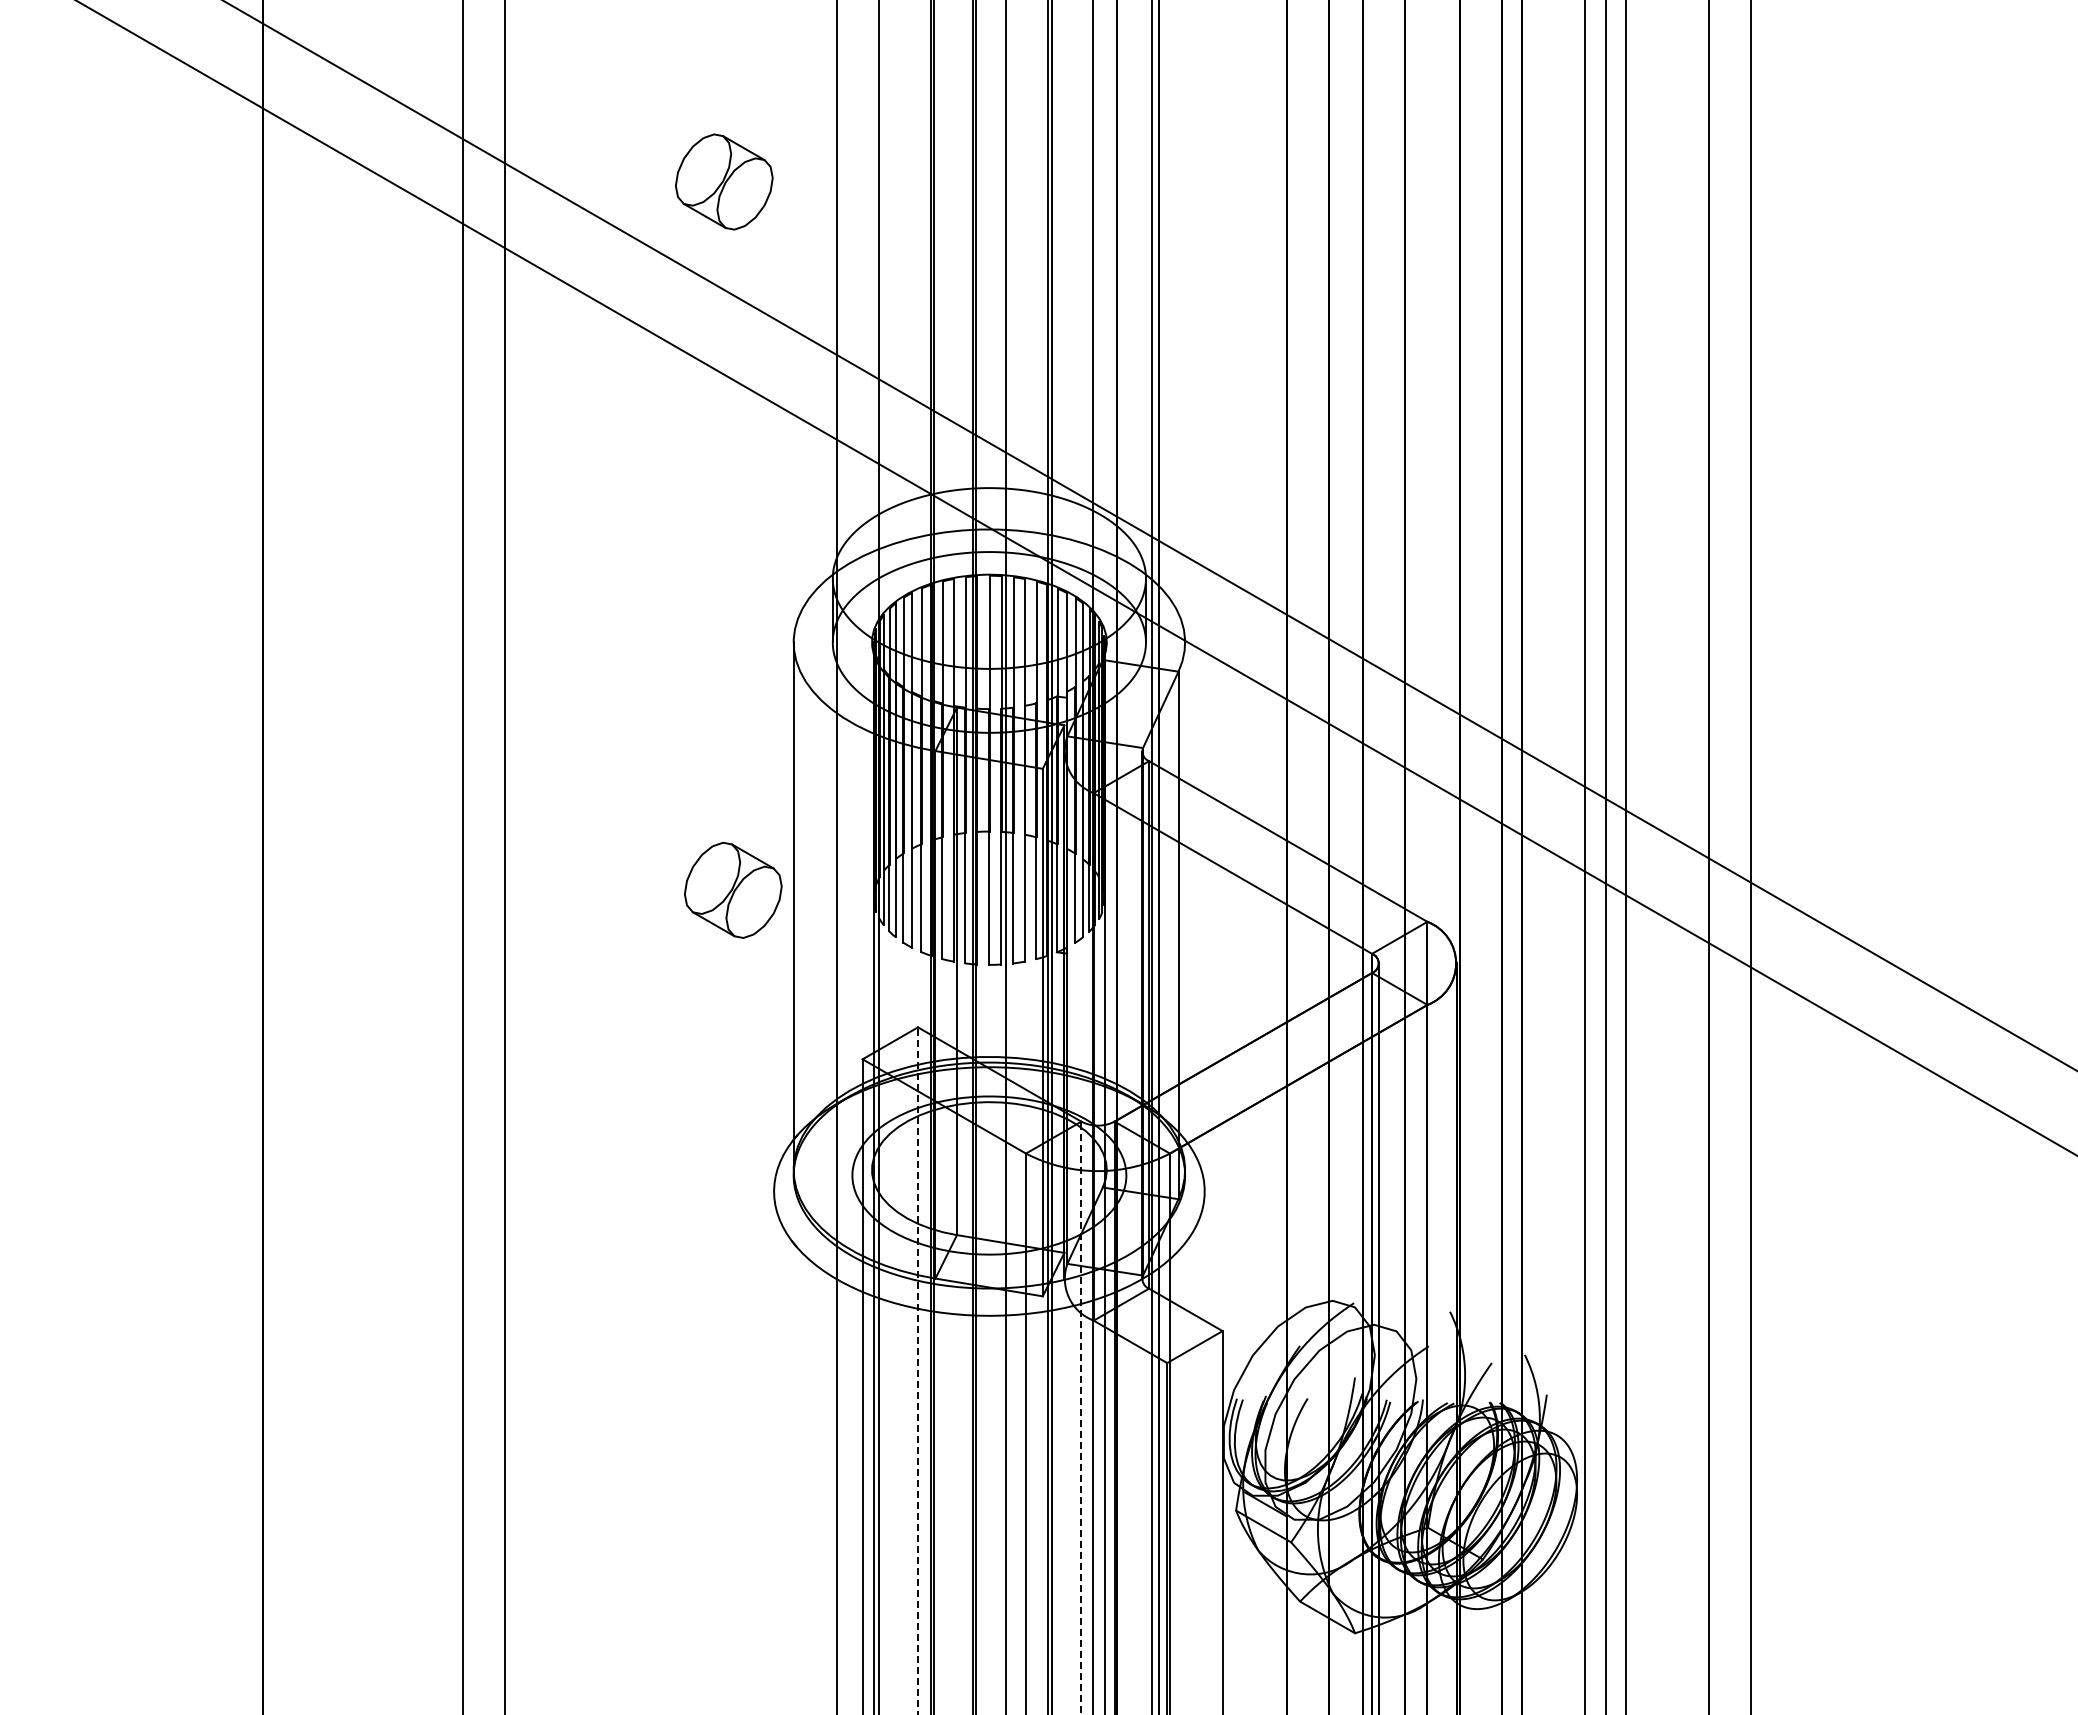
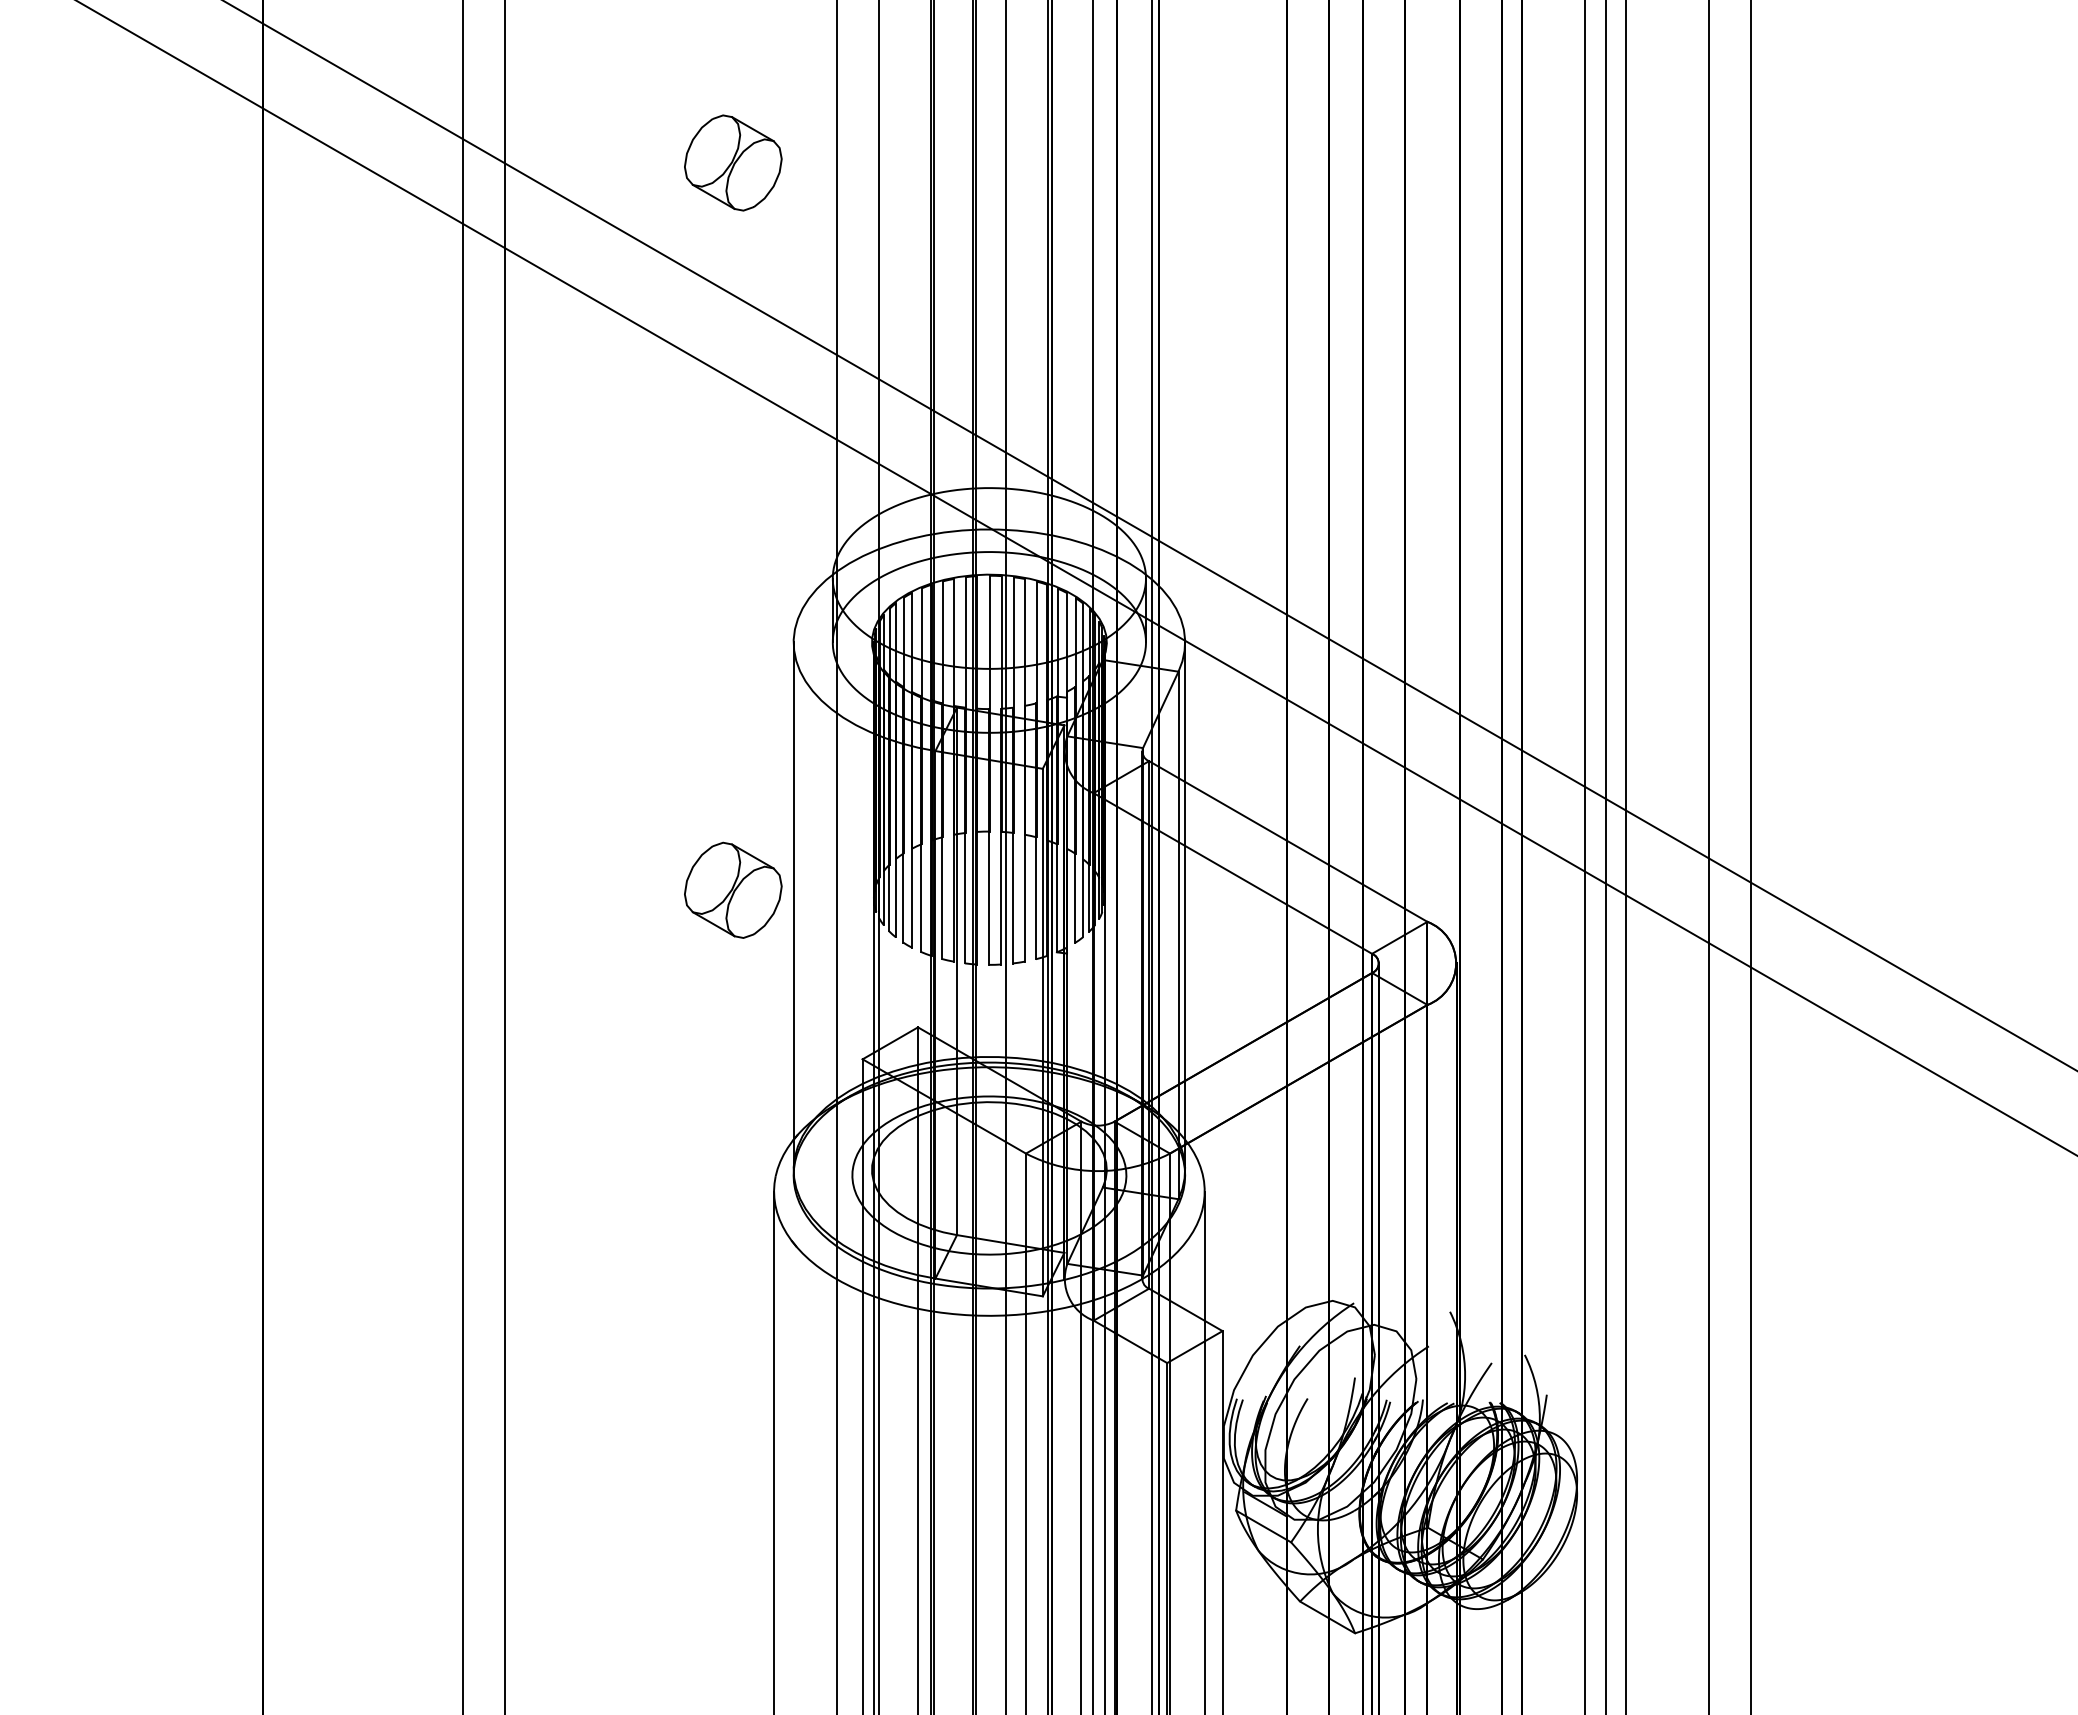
part position: (724, 181) -> (733, 162) (733, 162)
line: none -> present (1185, 905)
line: dashed -> solid (918, 1370)
line: dashed -> solid (1081, 1417)
line: none -> present (774, 1451)
line: none -> present (1204, 1451)
